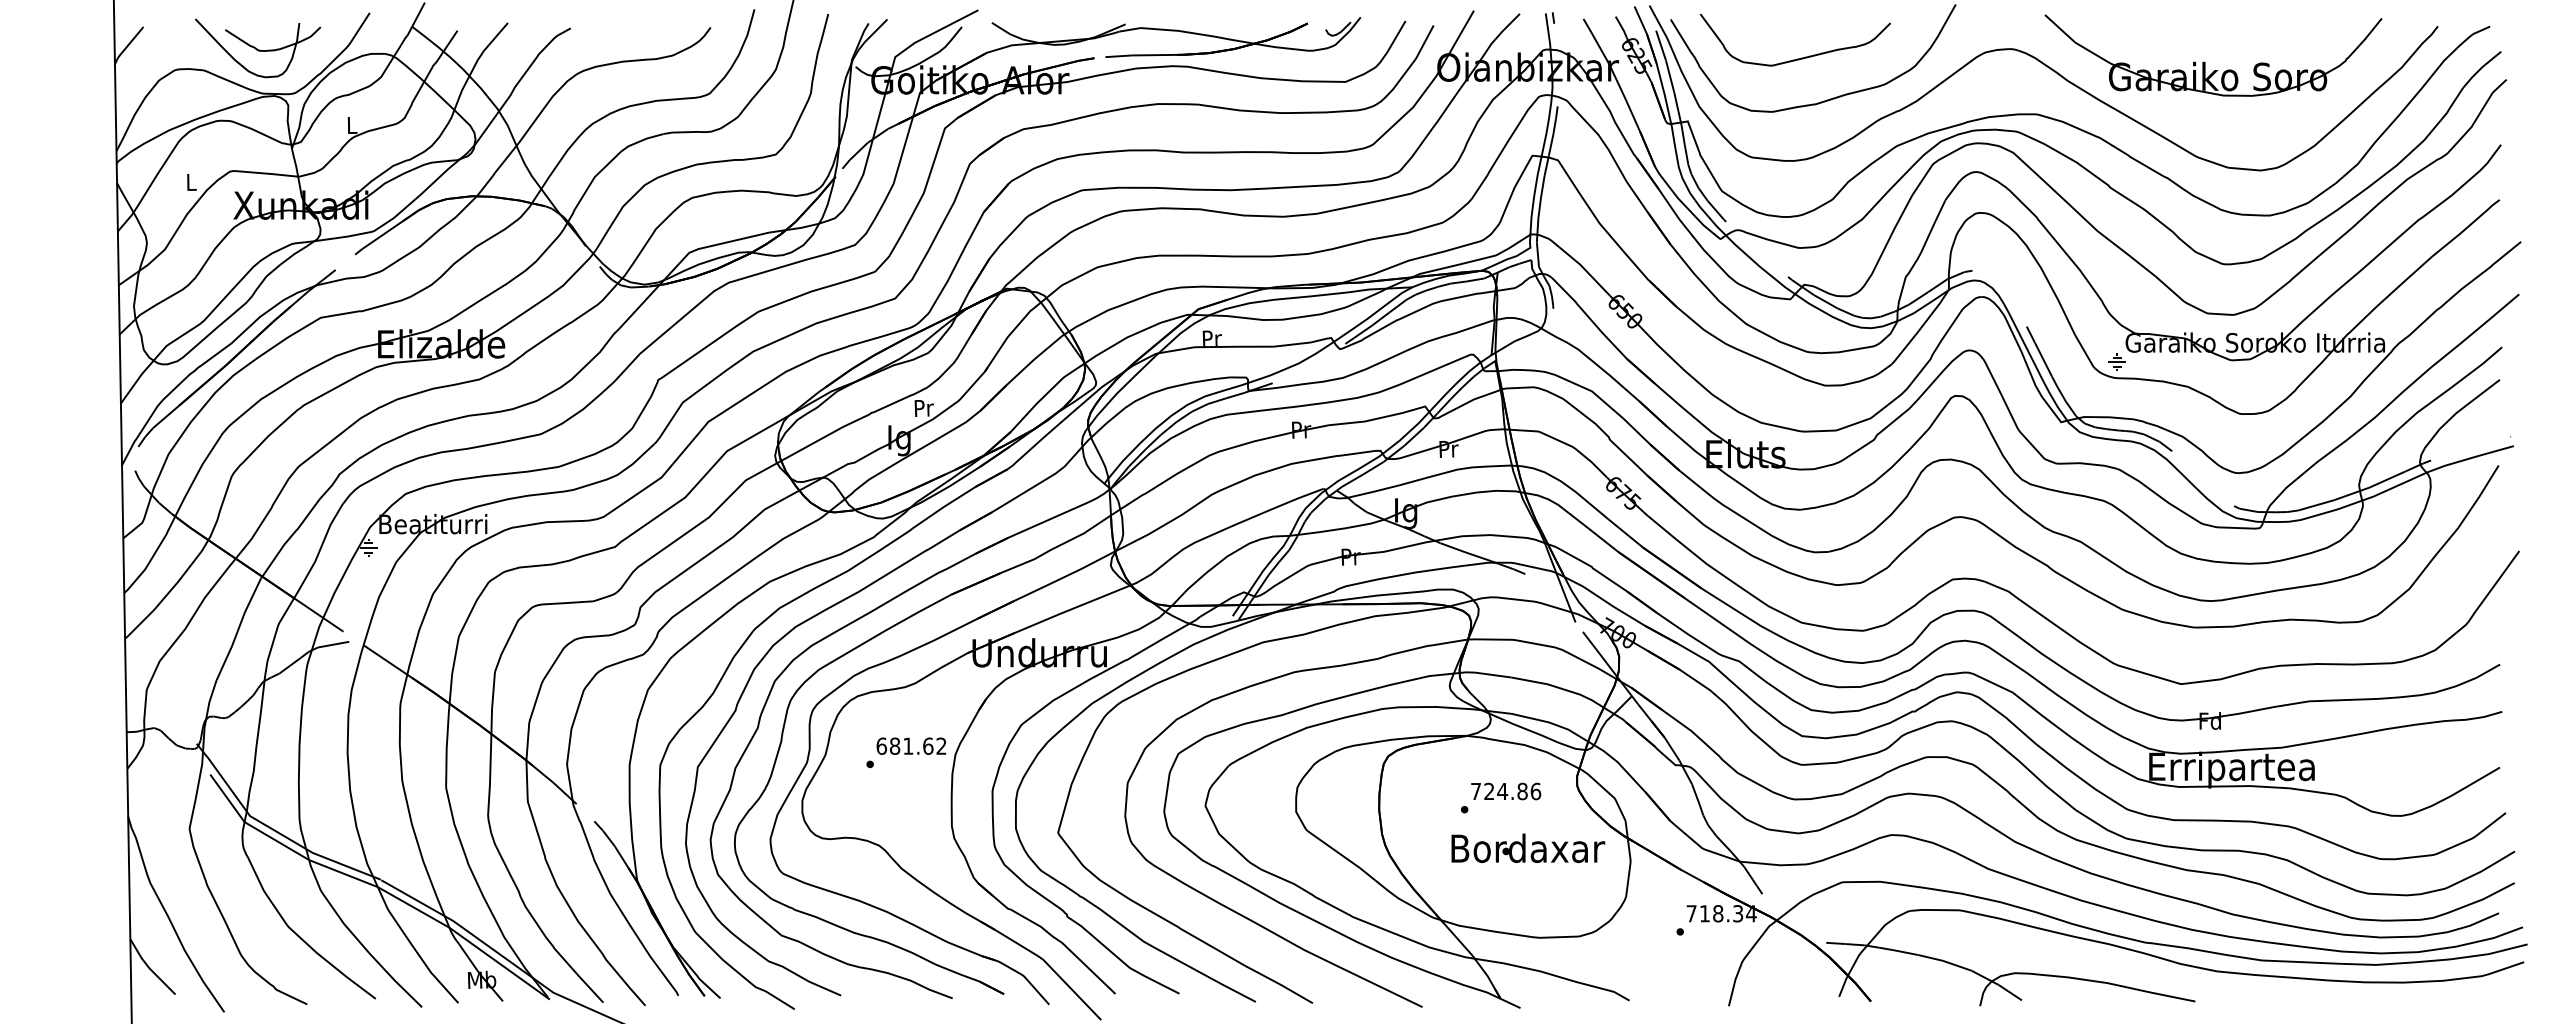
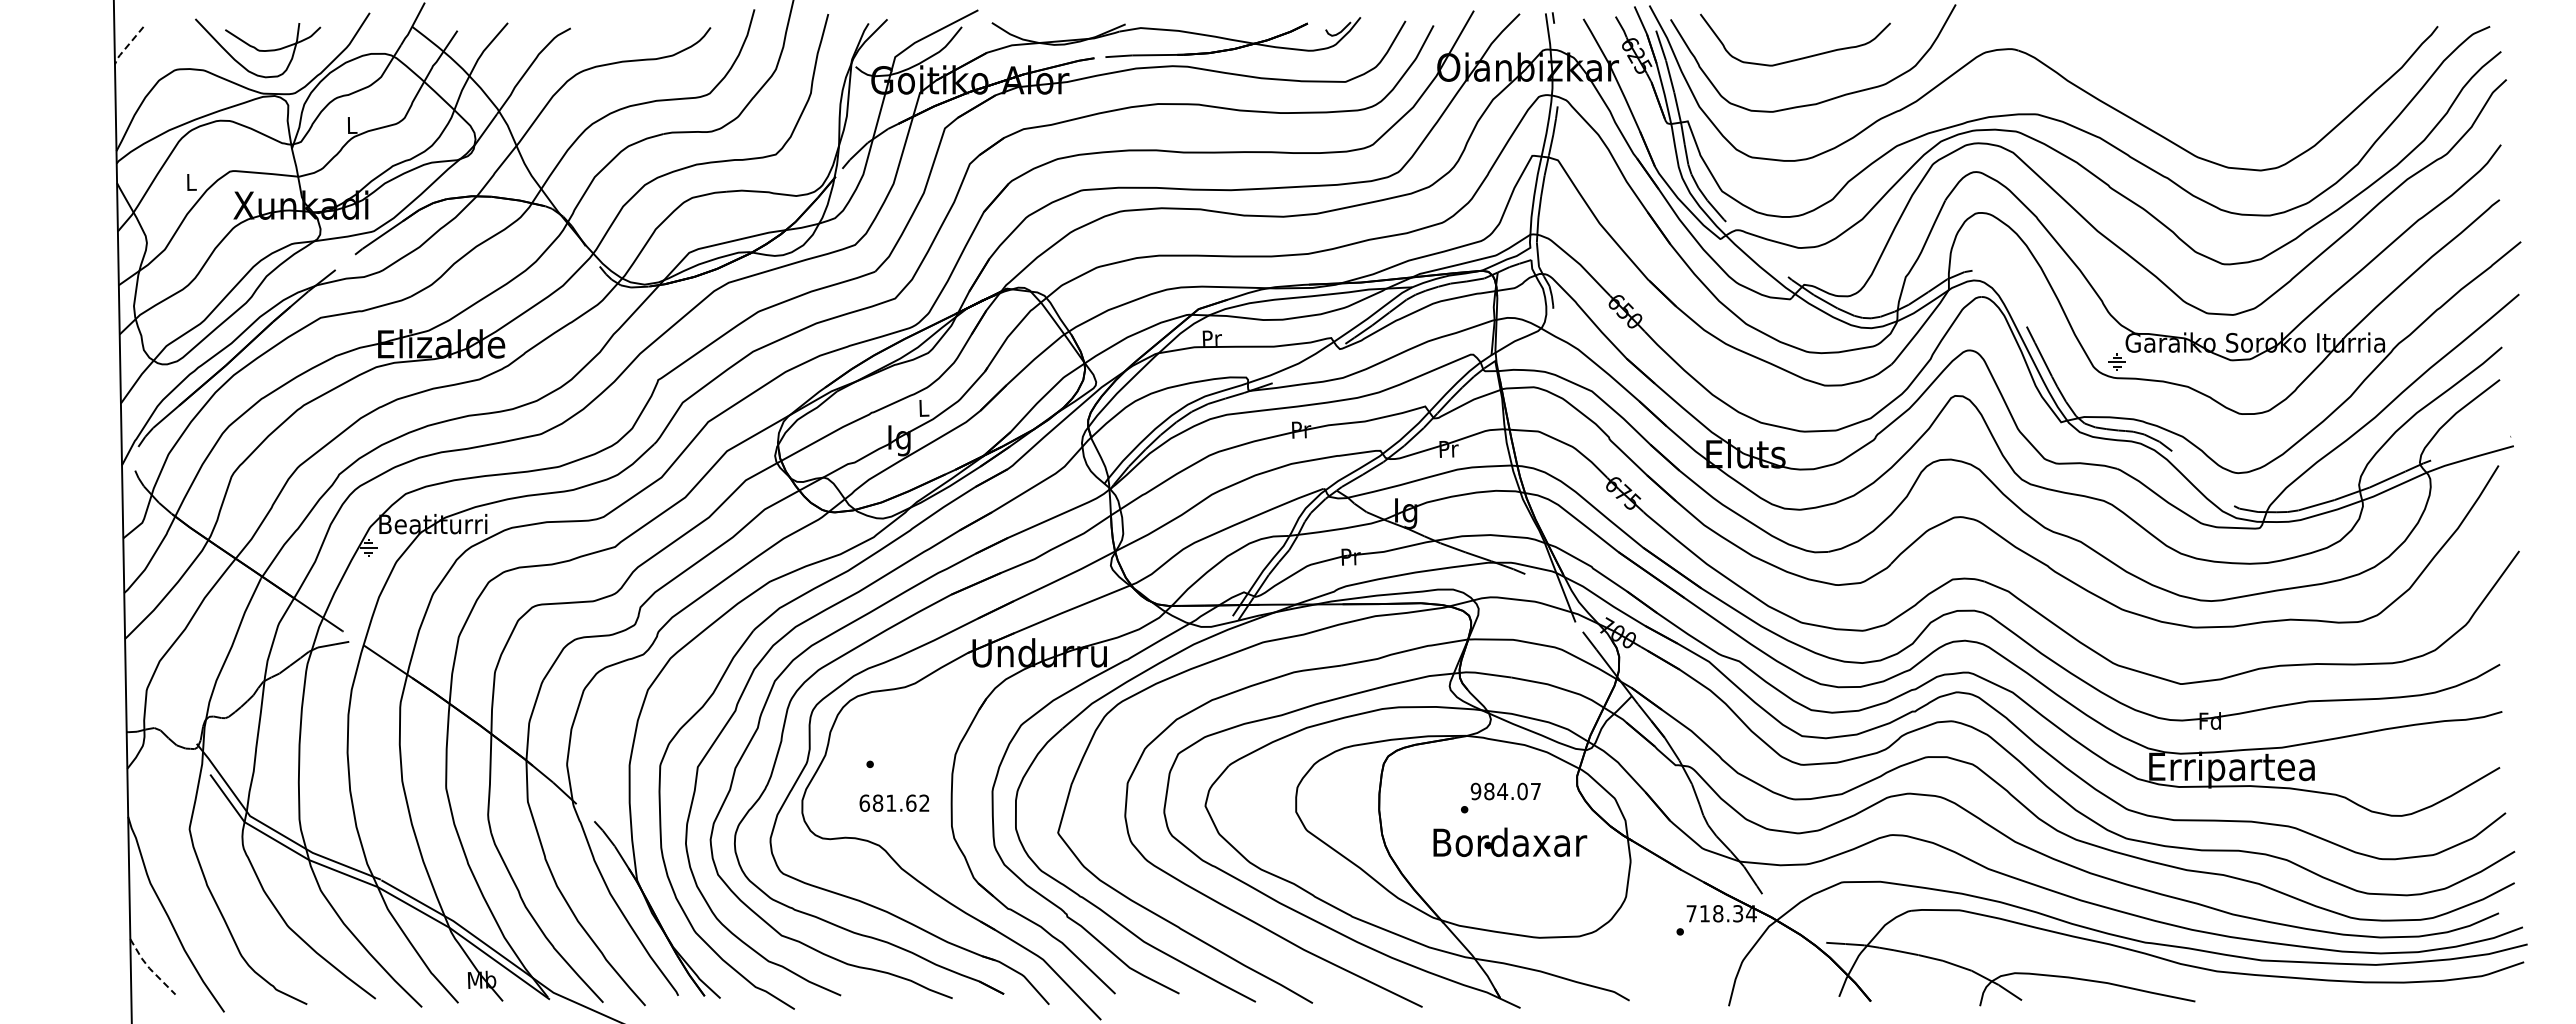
line: solid -> dashed (127, 46)
part: present -> none (2205, 62)
text: Pr -> L (923, 408)
text position: (911, 745) -> (894, 802) (894, 802)
text: 724.86 -> 984.07 (1505, 791)
text position: (1528, 847) -> (1510, 841) (1510, 841)
line: solid -> dashed (149, 968)
